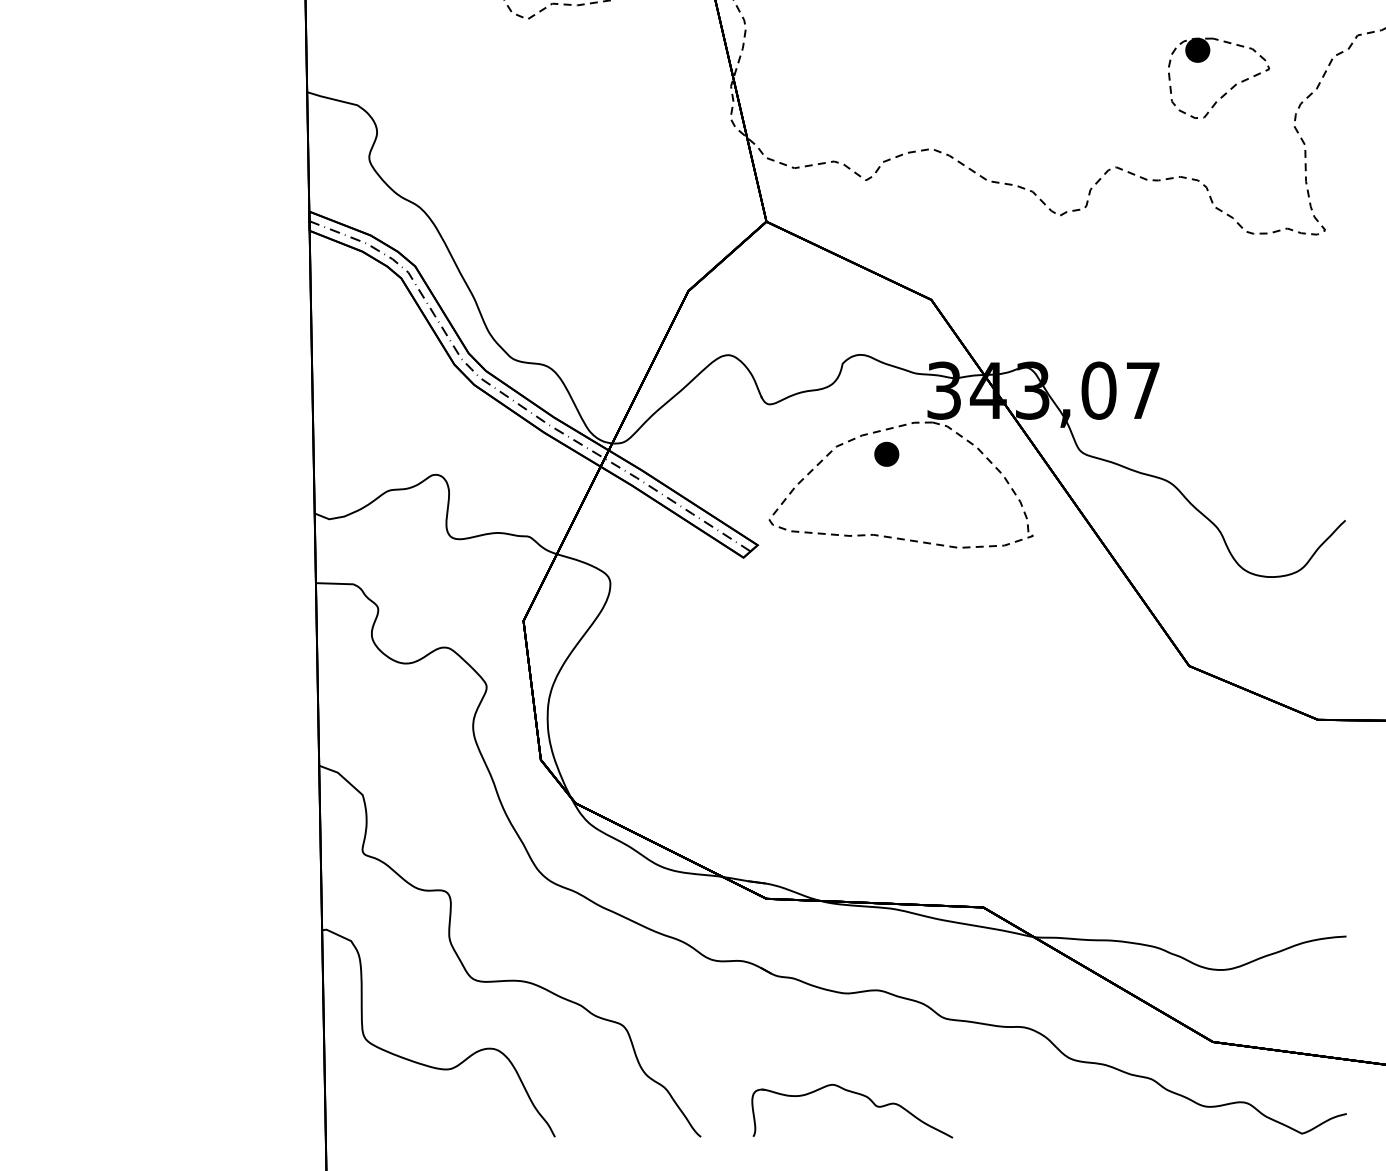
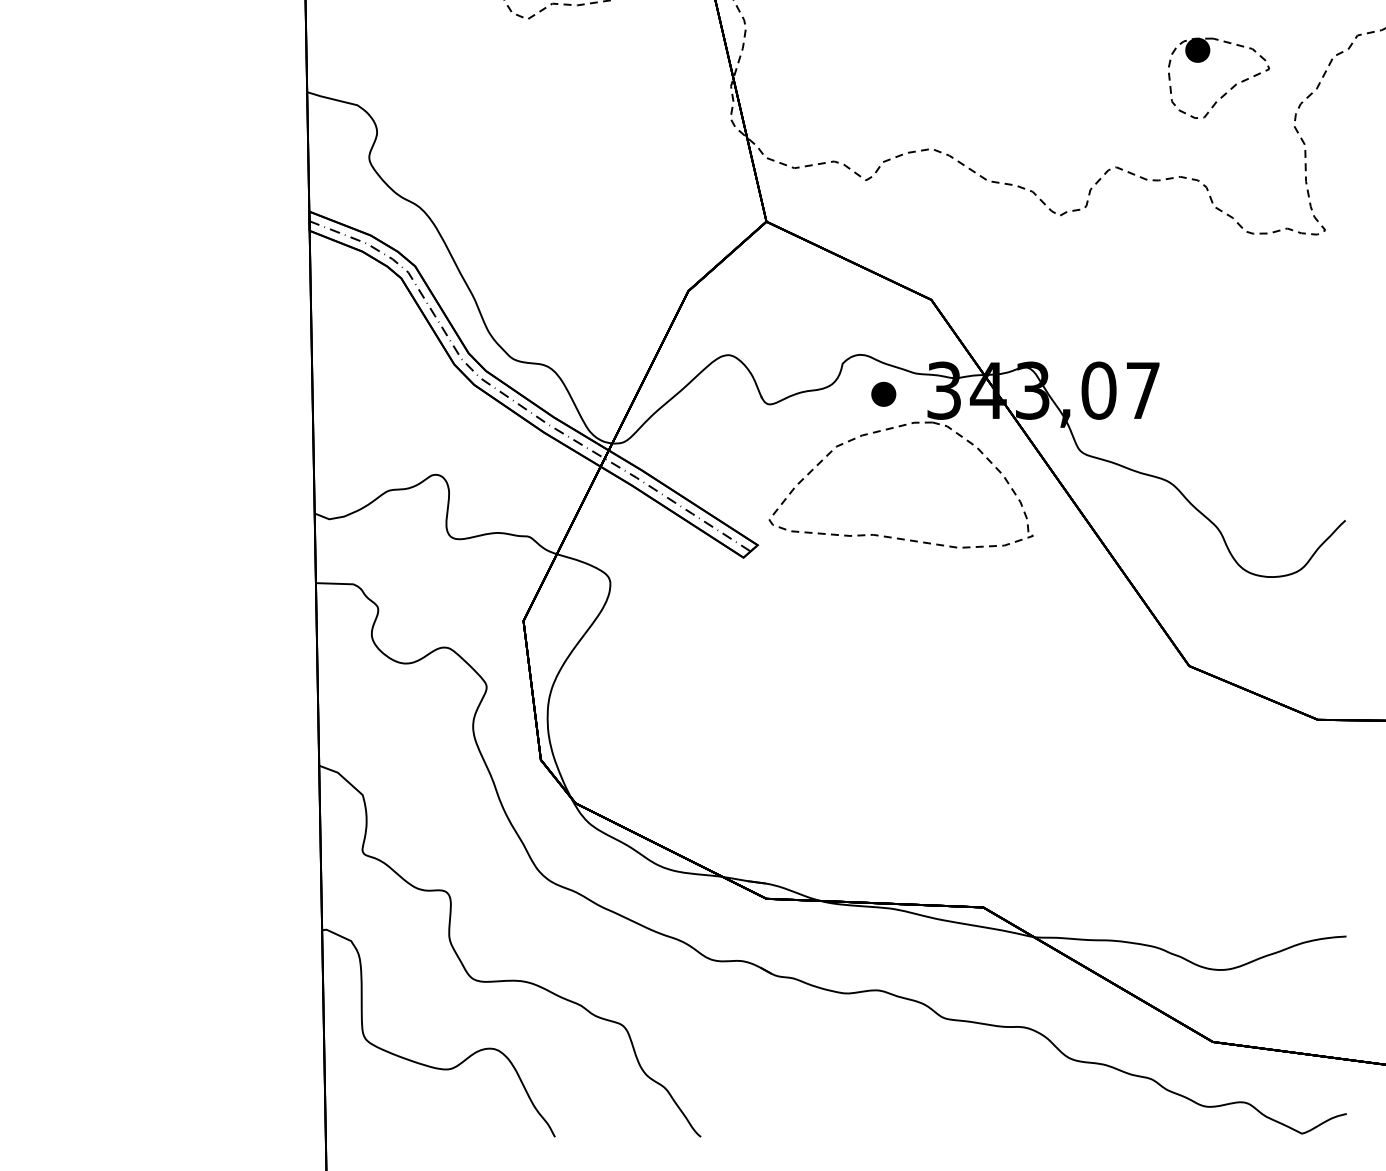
part position: (886, 453) -> (883, 393) (883, 393)
part: present -> none (856, 1094)
